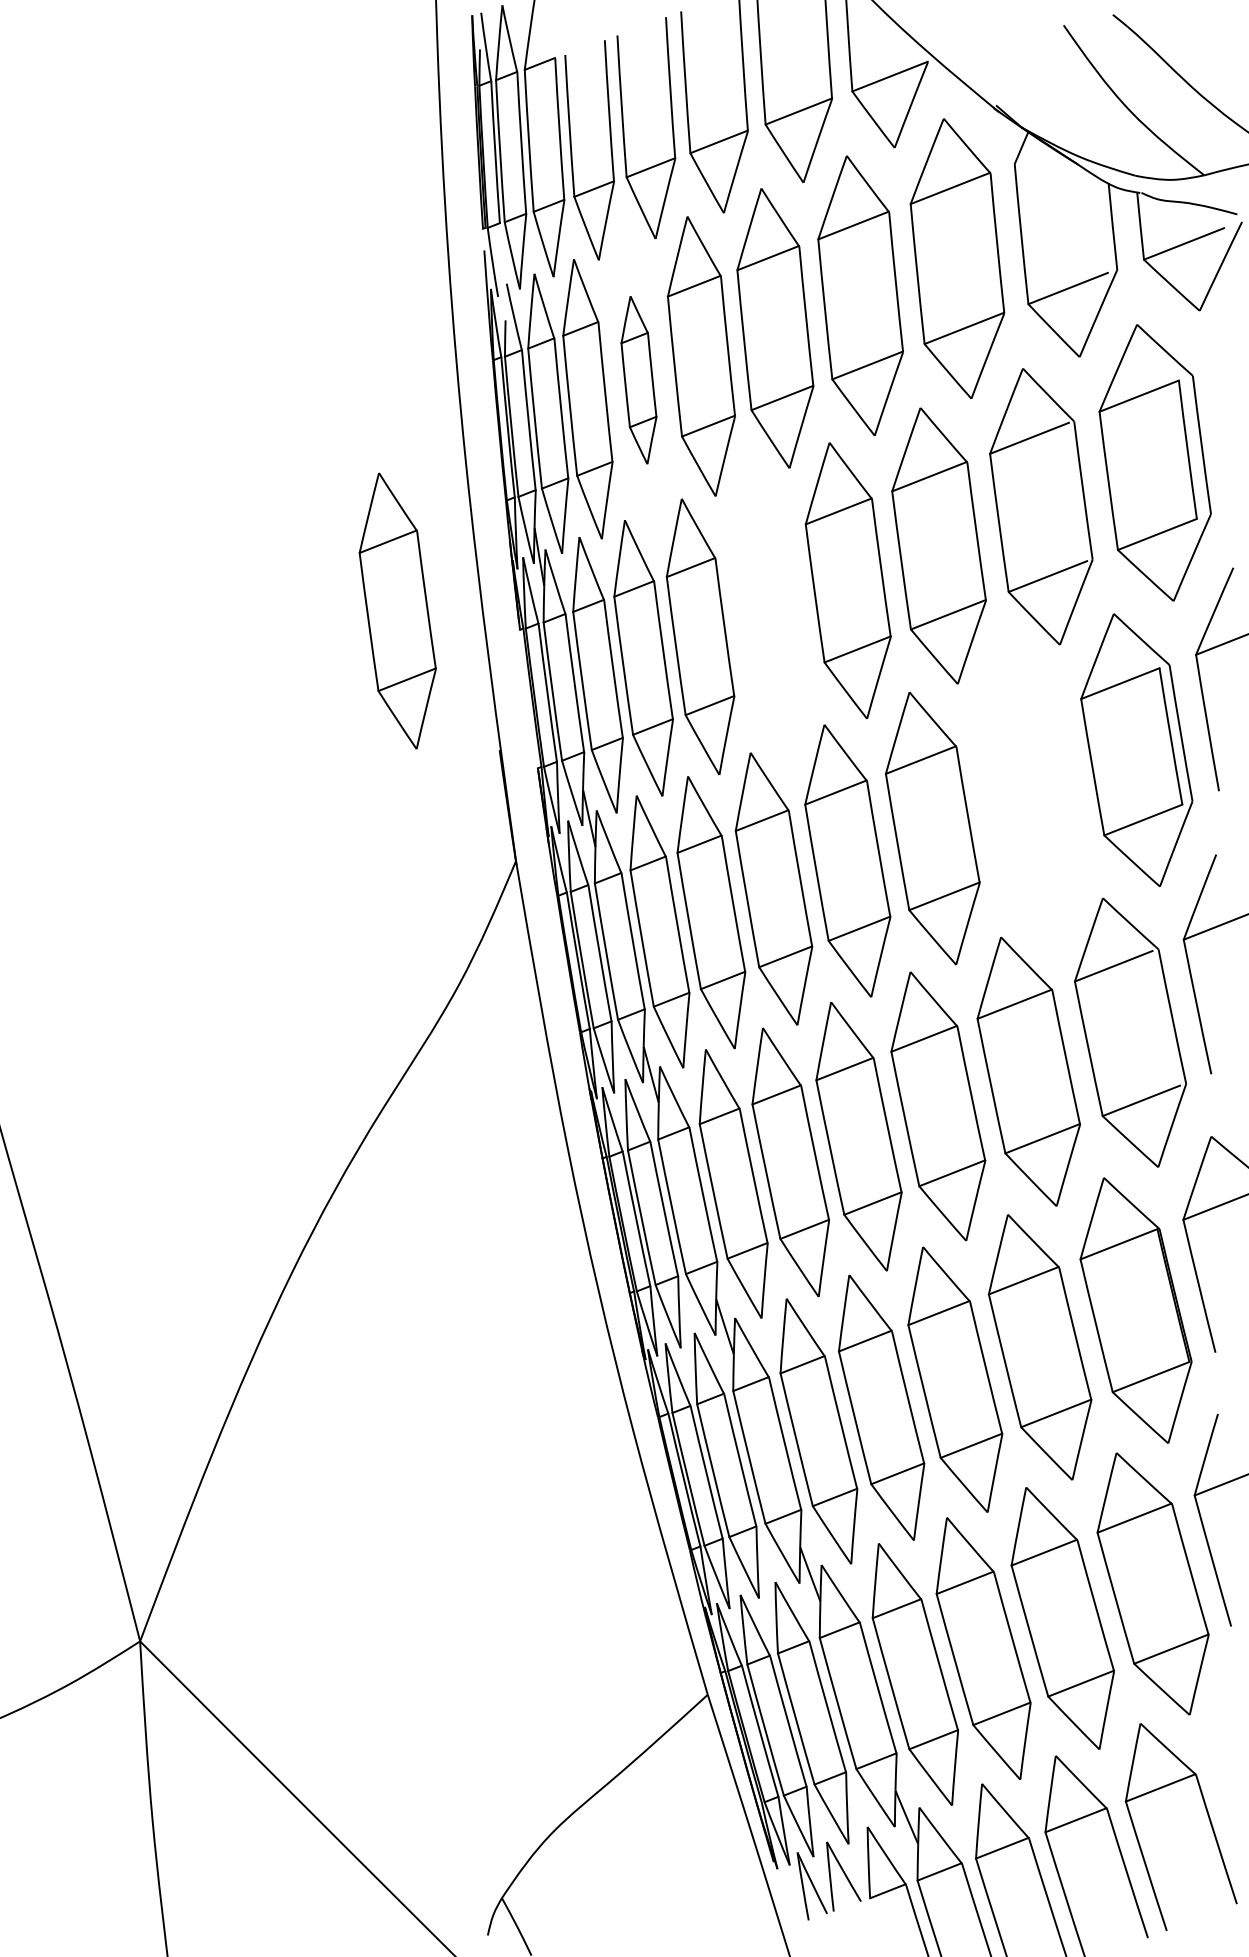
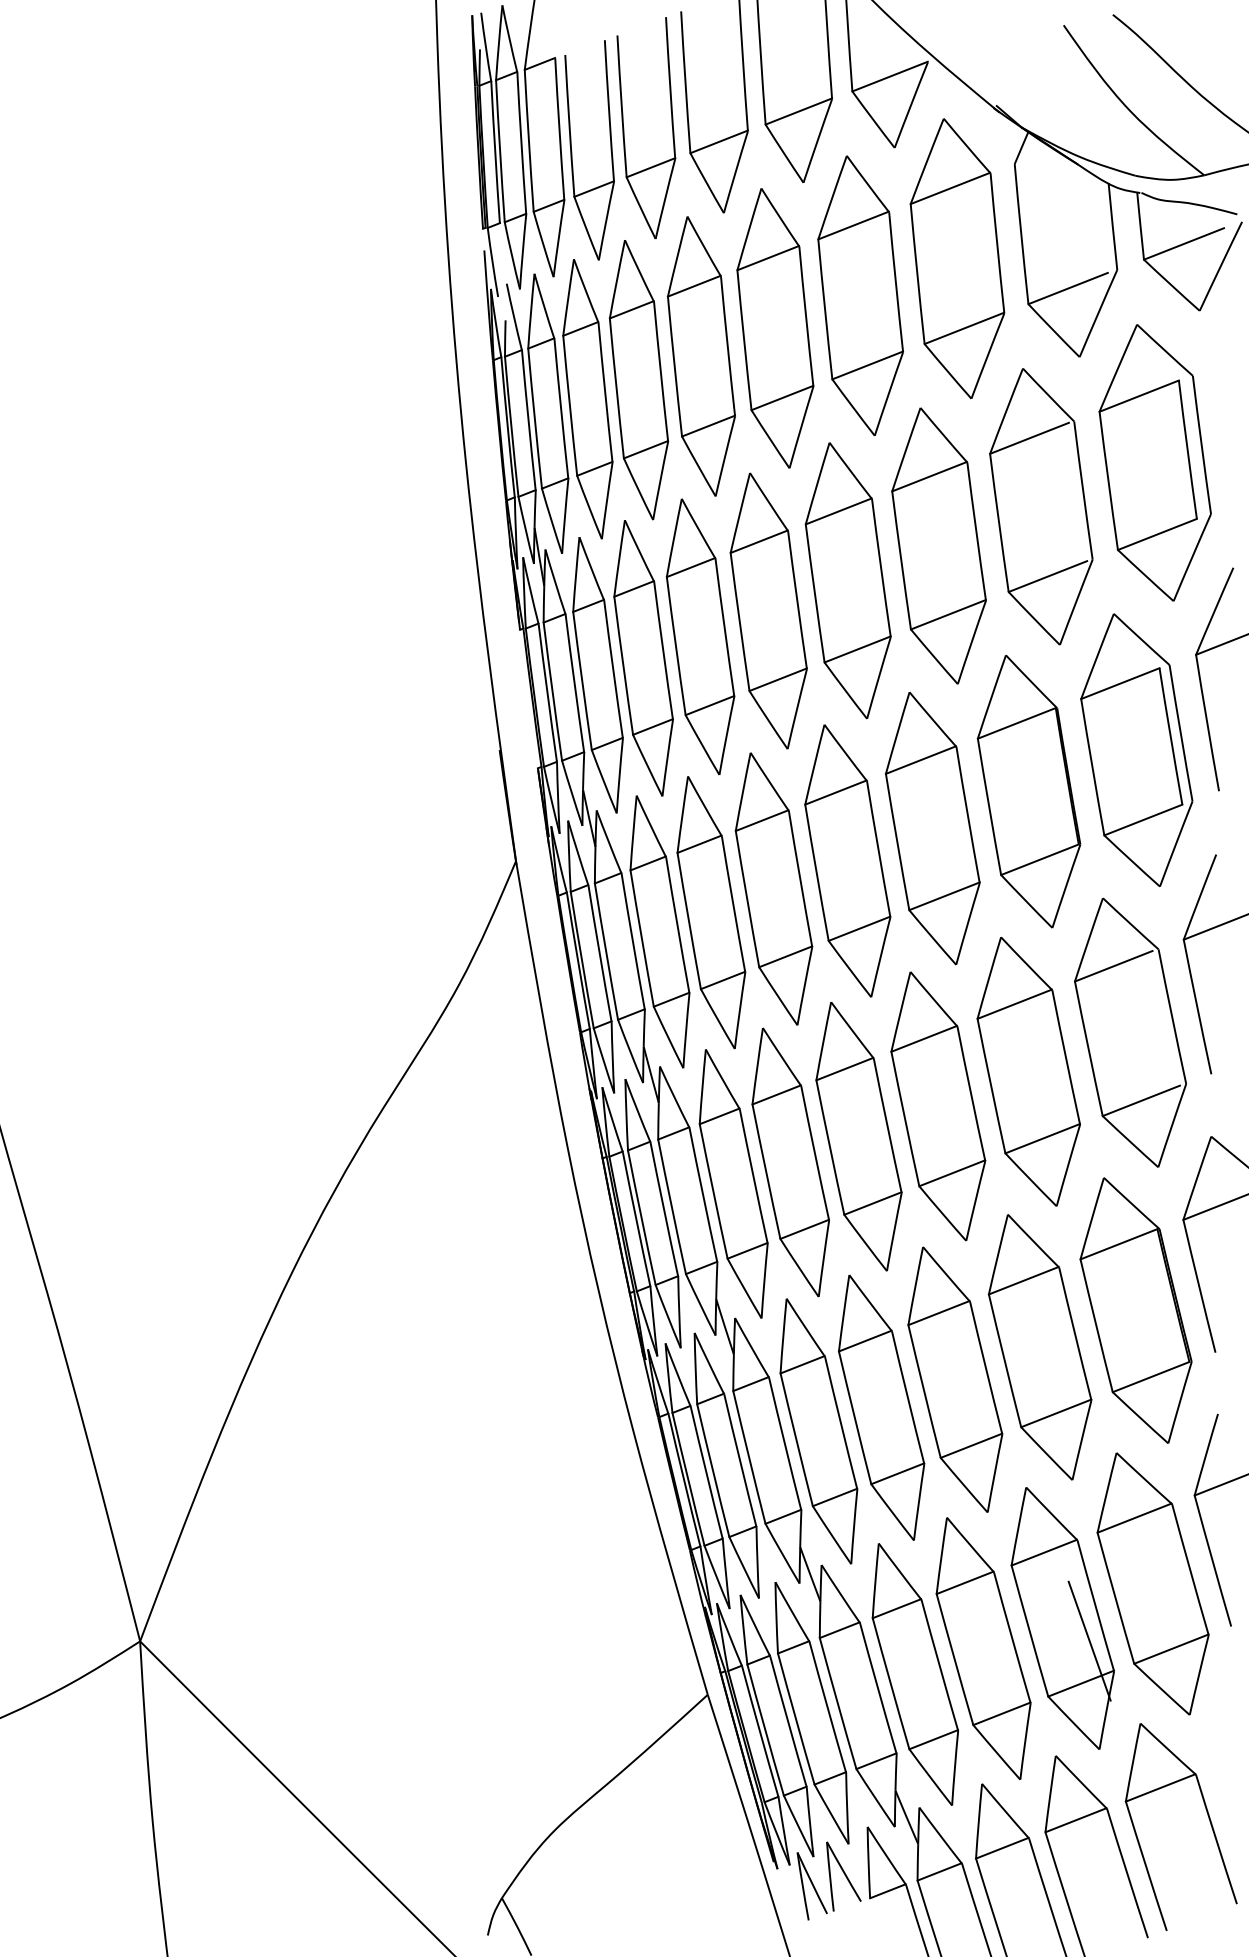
part size: 38x169 px -> 62x281 px (638, 380)
part position: (397, 610) -> (768, 610) (768, 610)
part: none -> present (1028, 791)
line: none -> present (1089, 1640)
